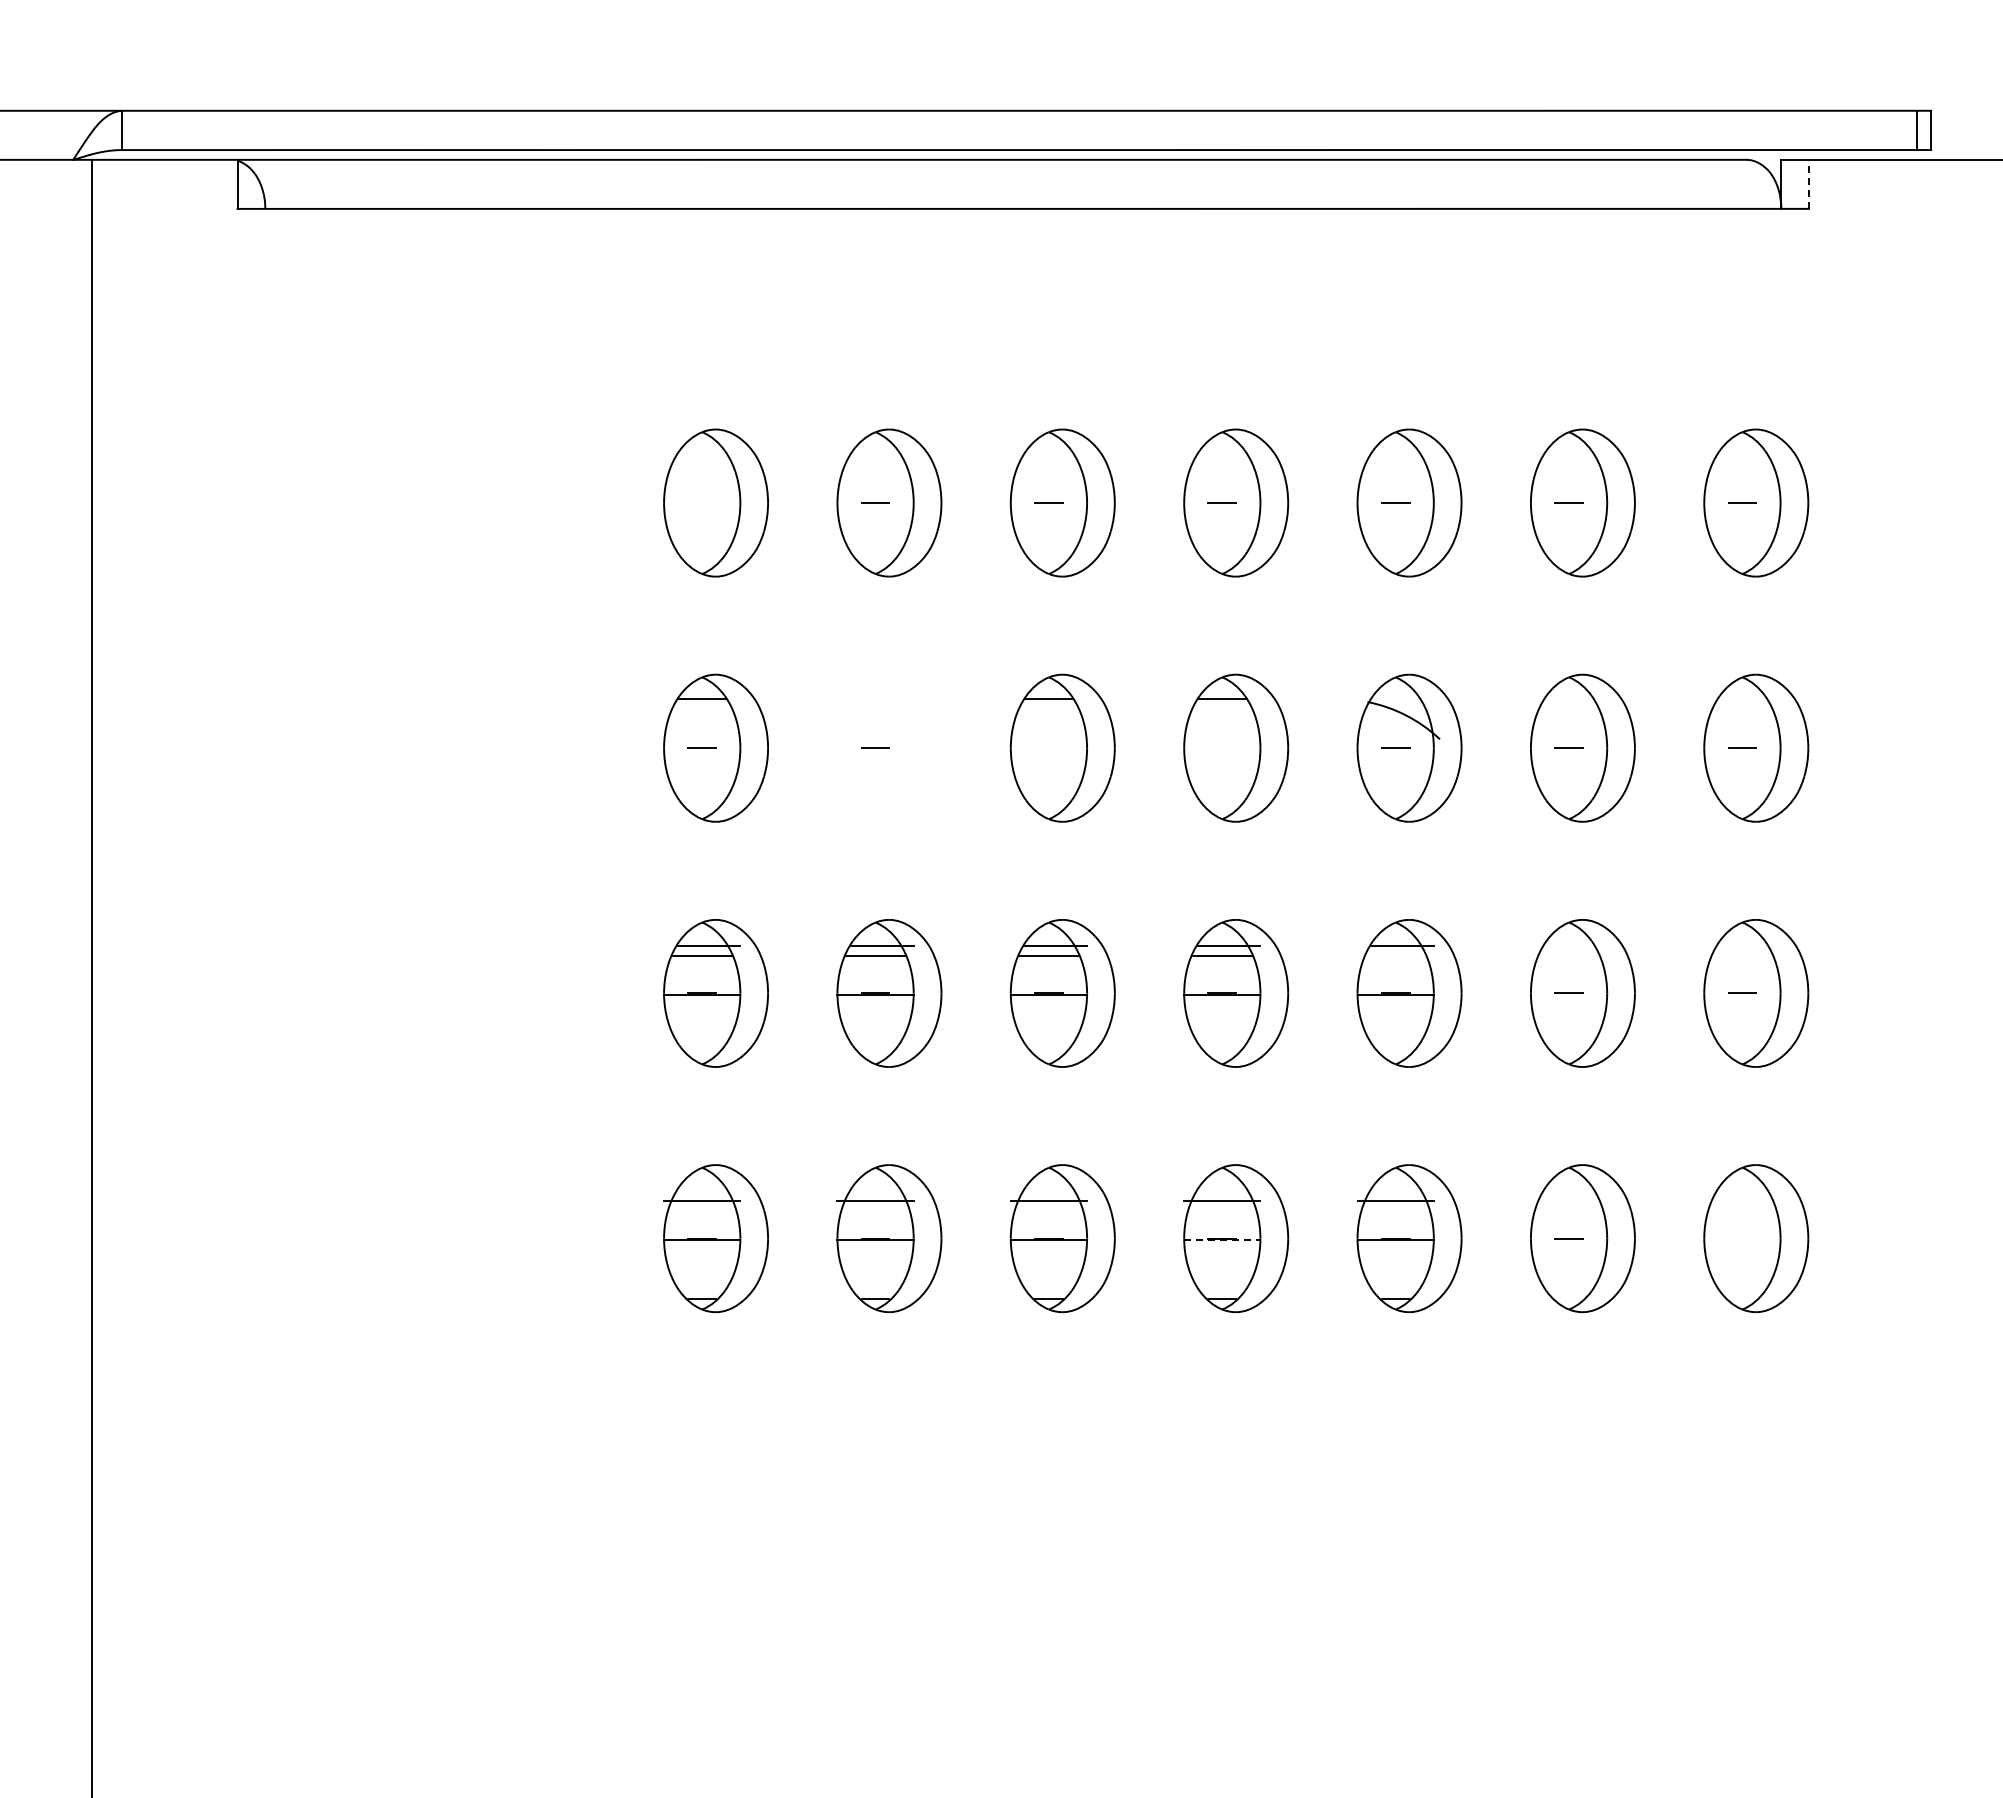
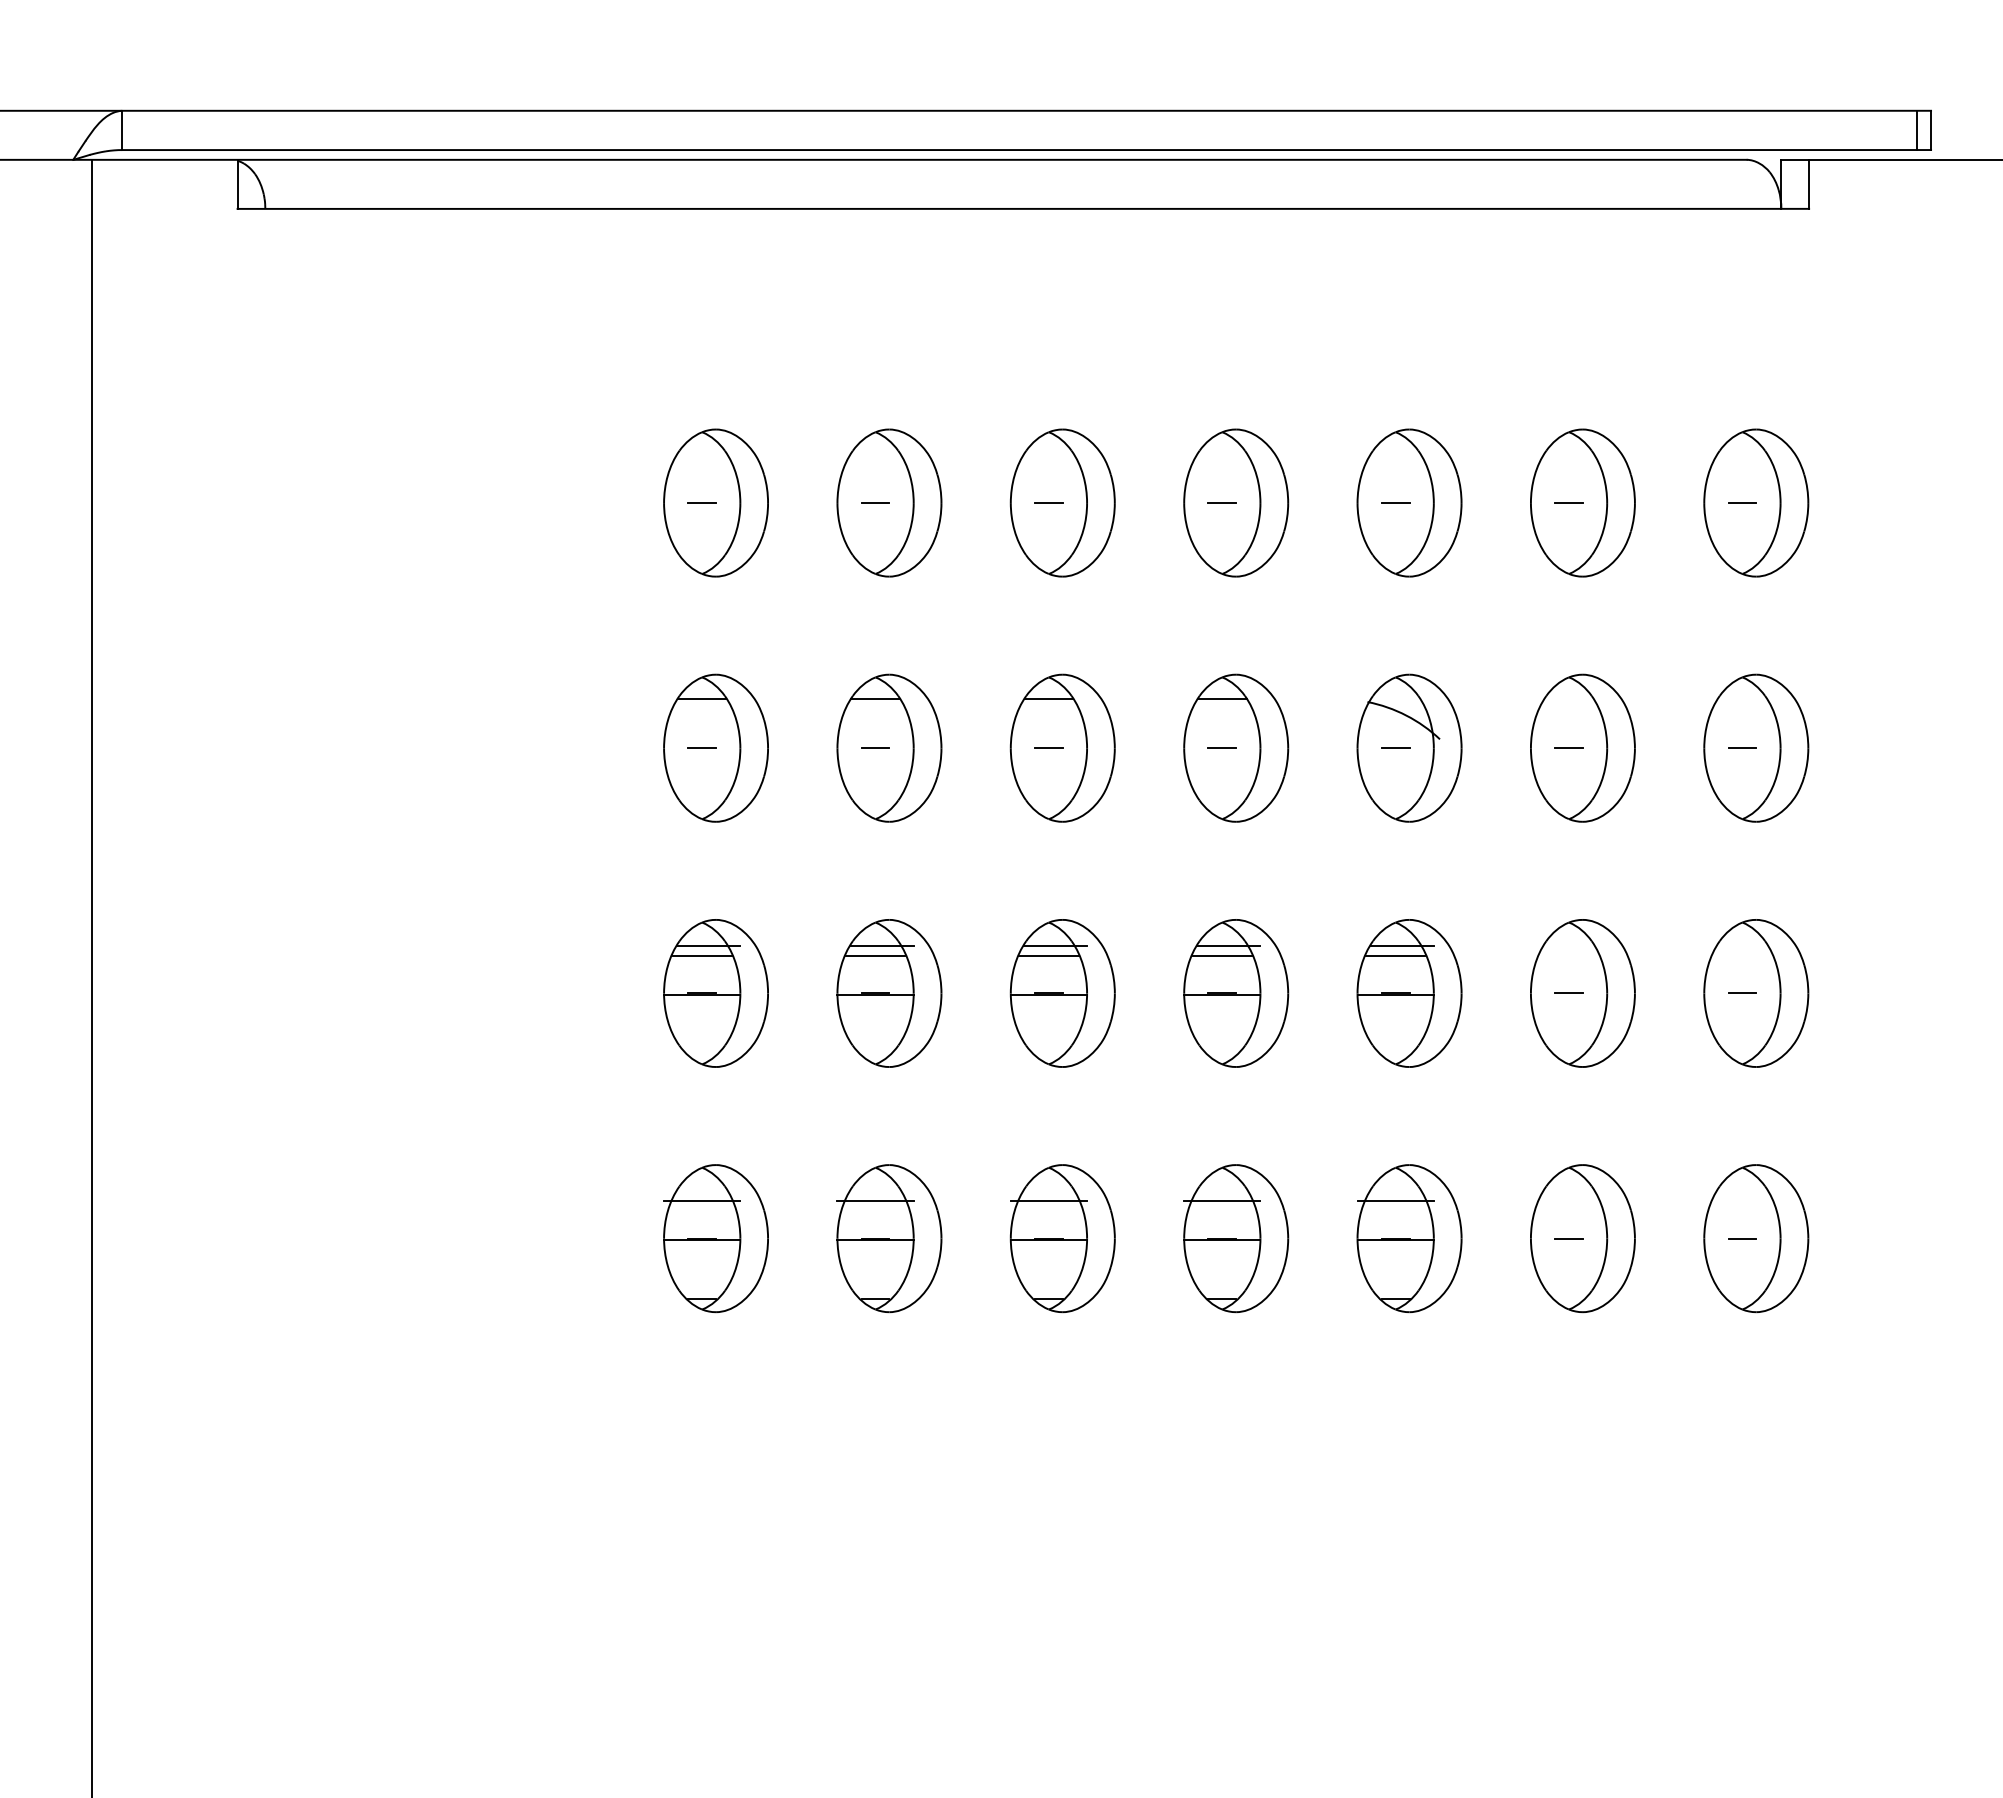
line: dashed -> solid (1809, 184)
line: none -> present (701, 502)
part: none -> present (889, 747)
line: none -> present (1048, 748)
line: none -> present (1222, 748)
line: none -> present (1395, 955)
line: none -> present (1742, 1238)
line: dashed -> solid (1222, 1240)
